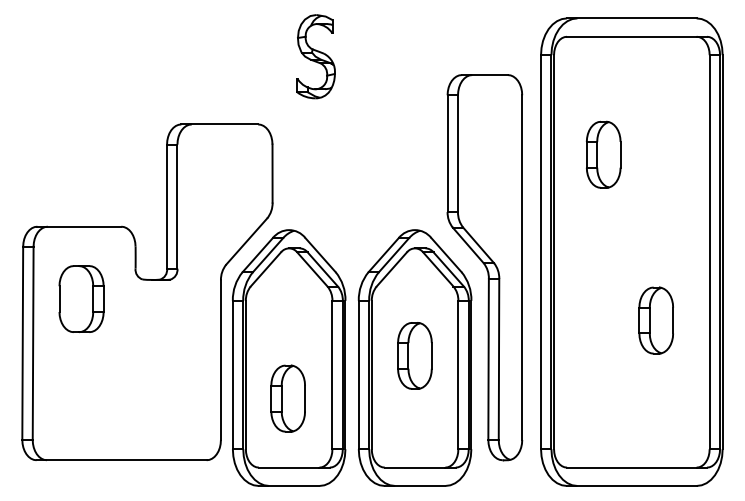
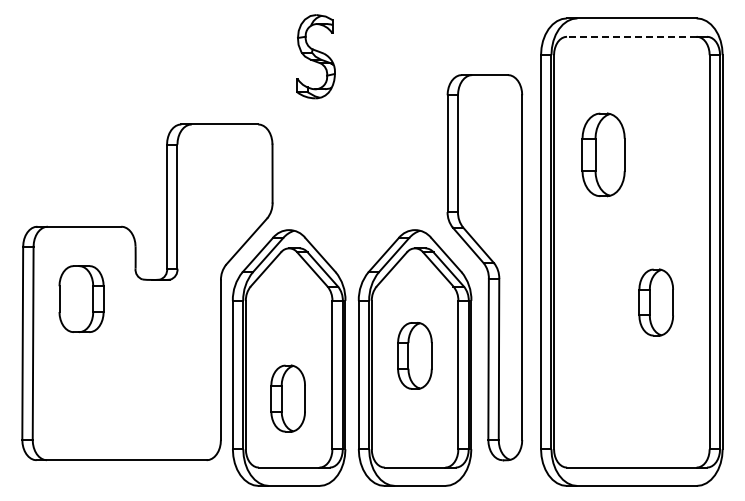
line: solid -> dashed (631, 36)
part size: 36x69 px -> 45x86 px (603, 154)
part position: (655, 320) -> (655, 302) (655, 302)
